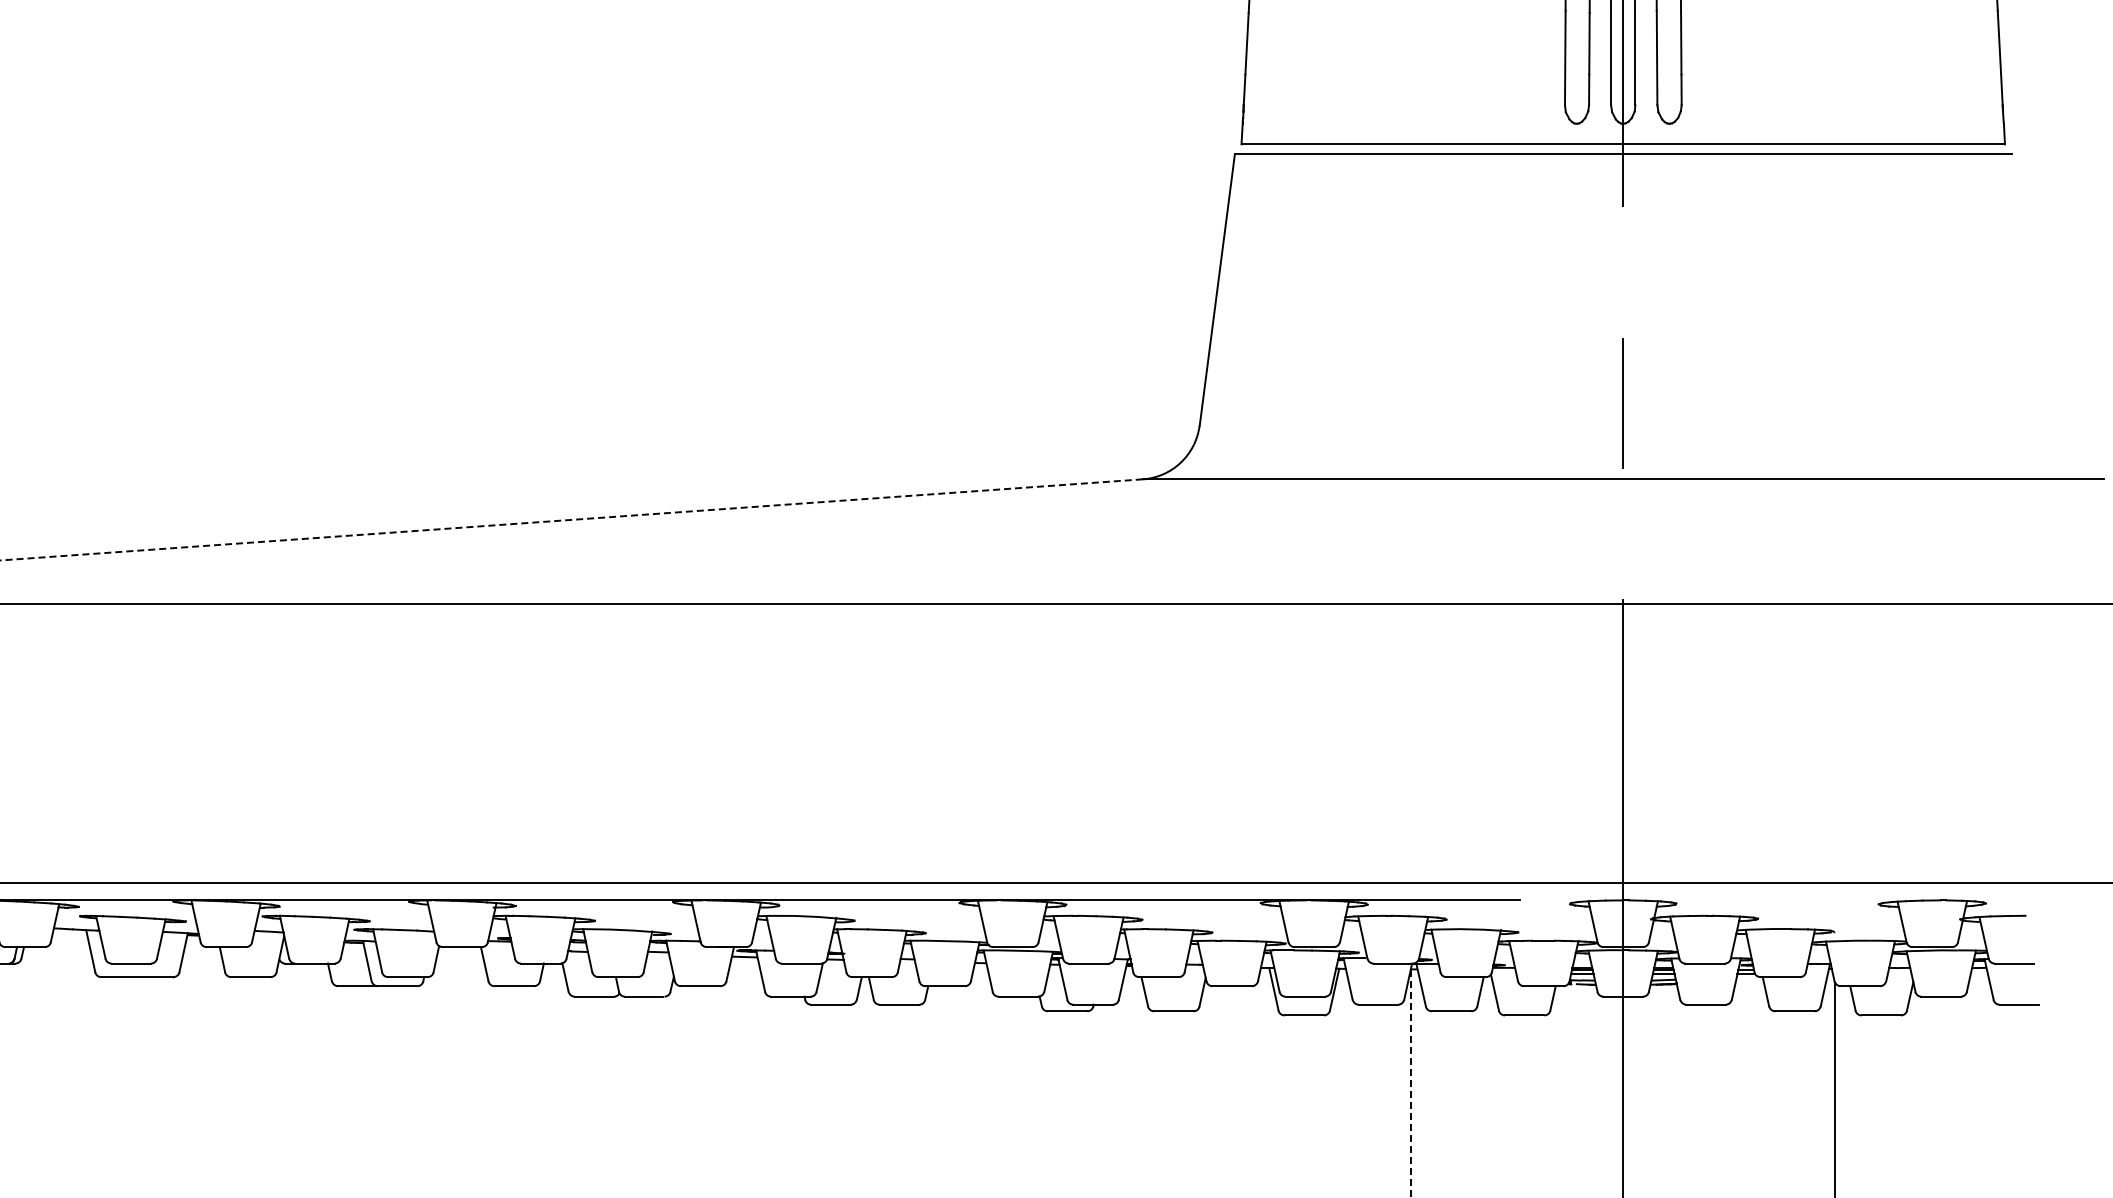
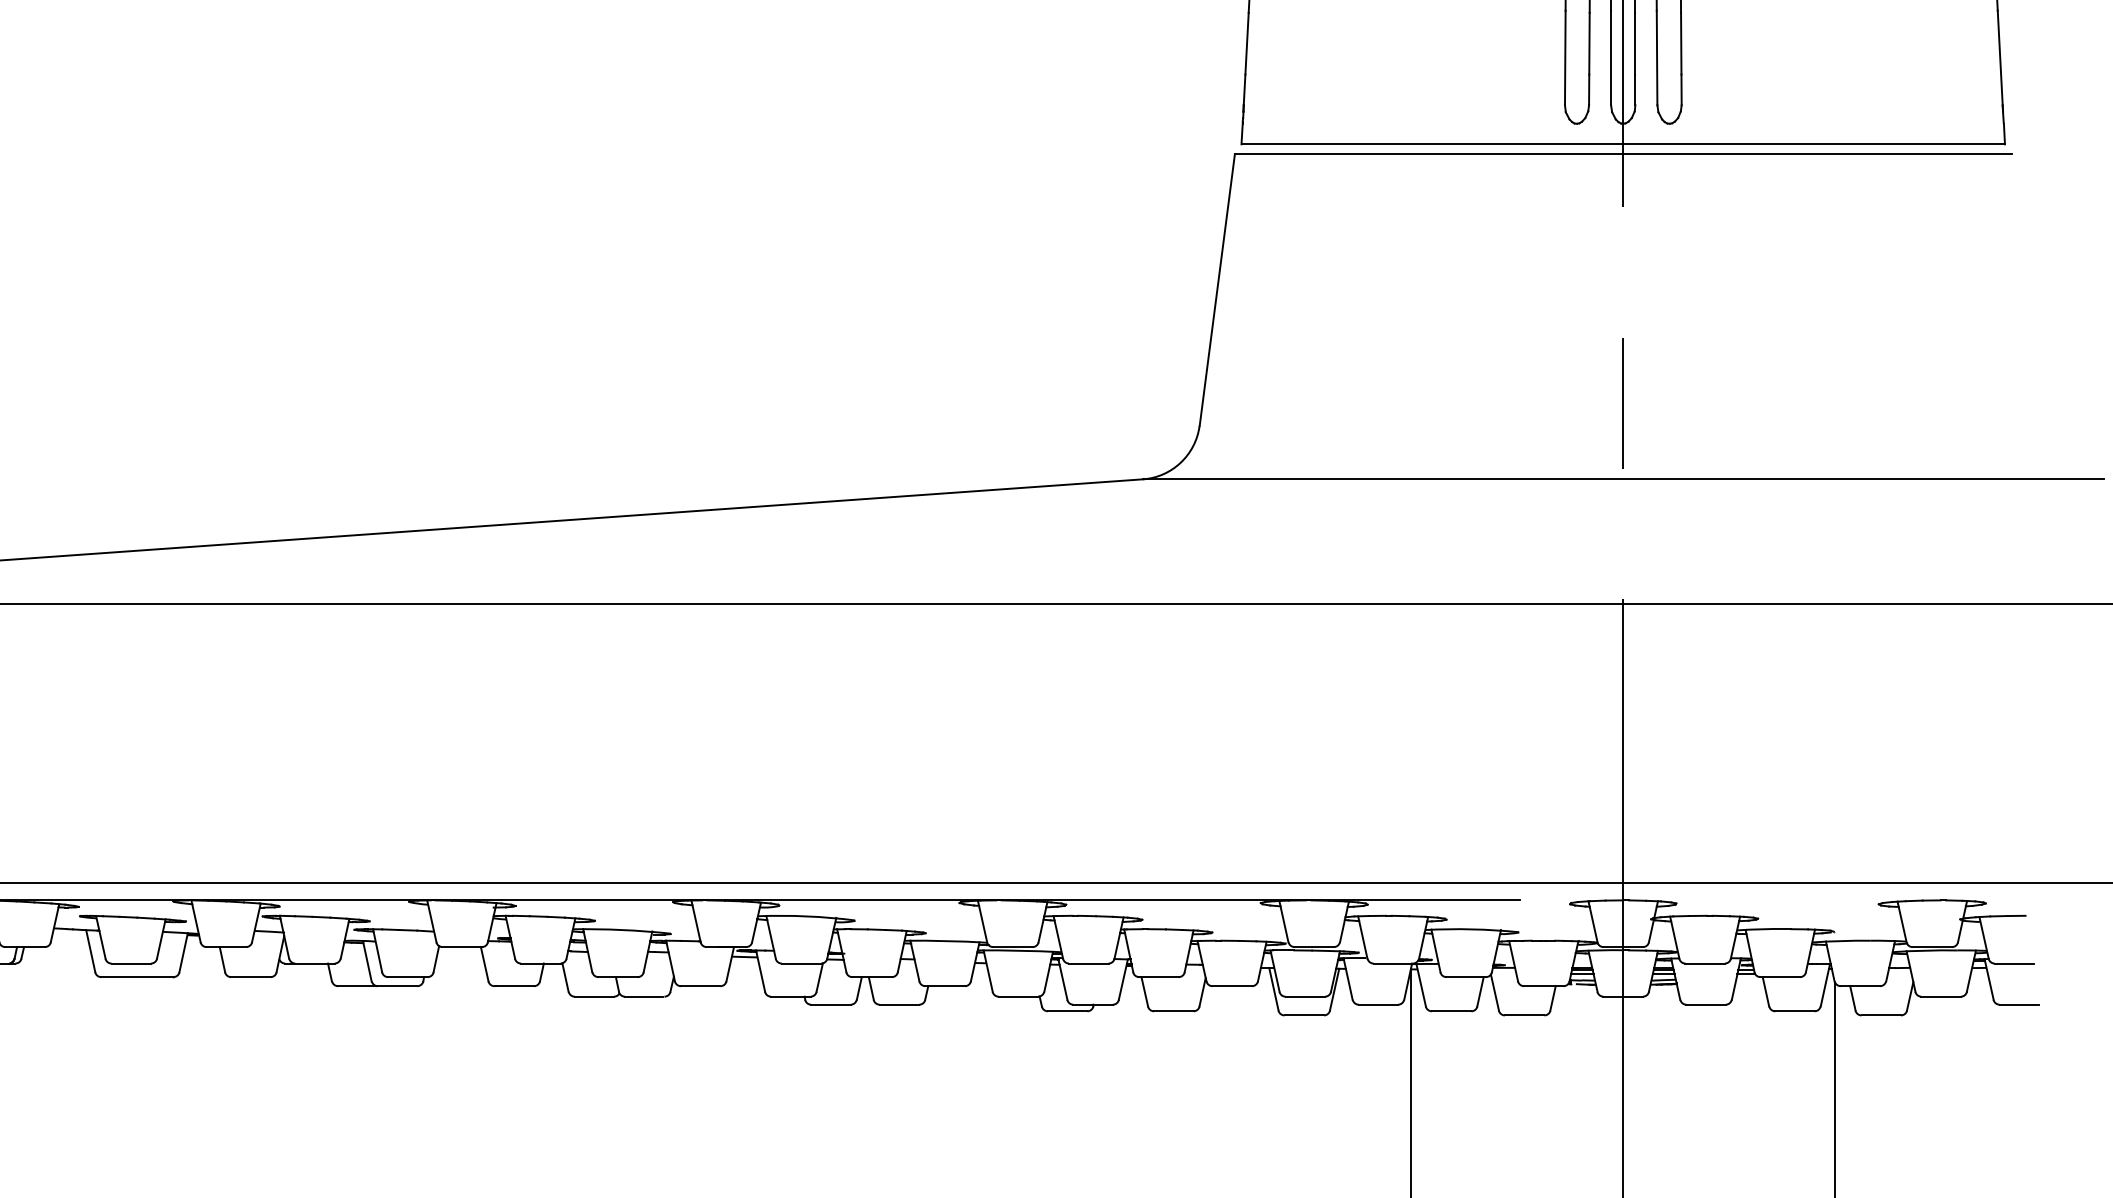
line: dashed -> solid (571, 519)
line: dashed -> solid (1411, 1083)
